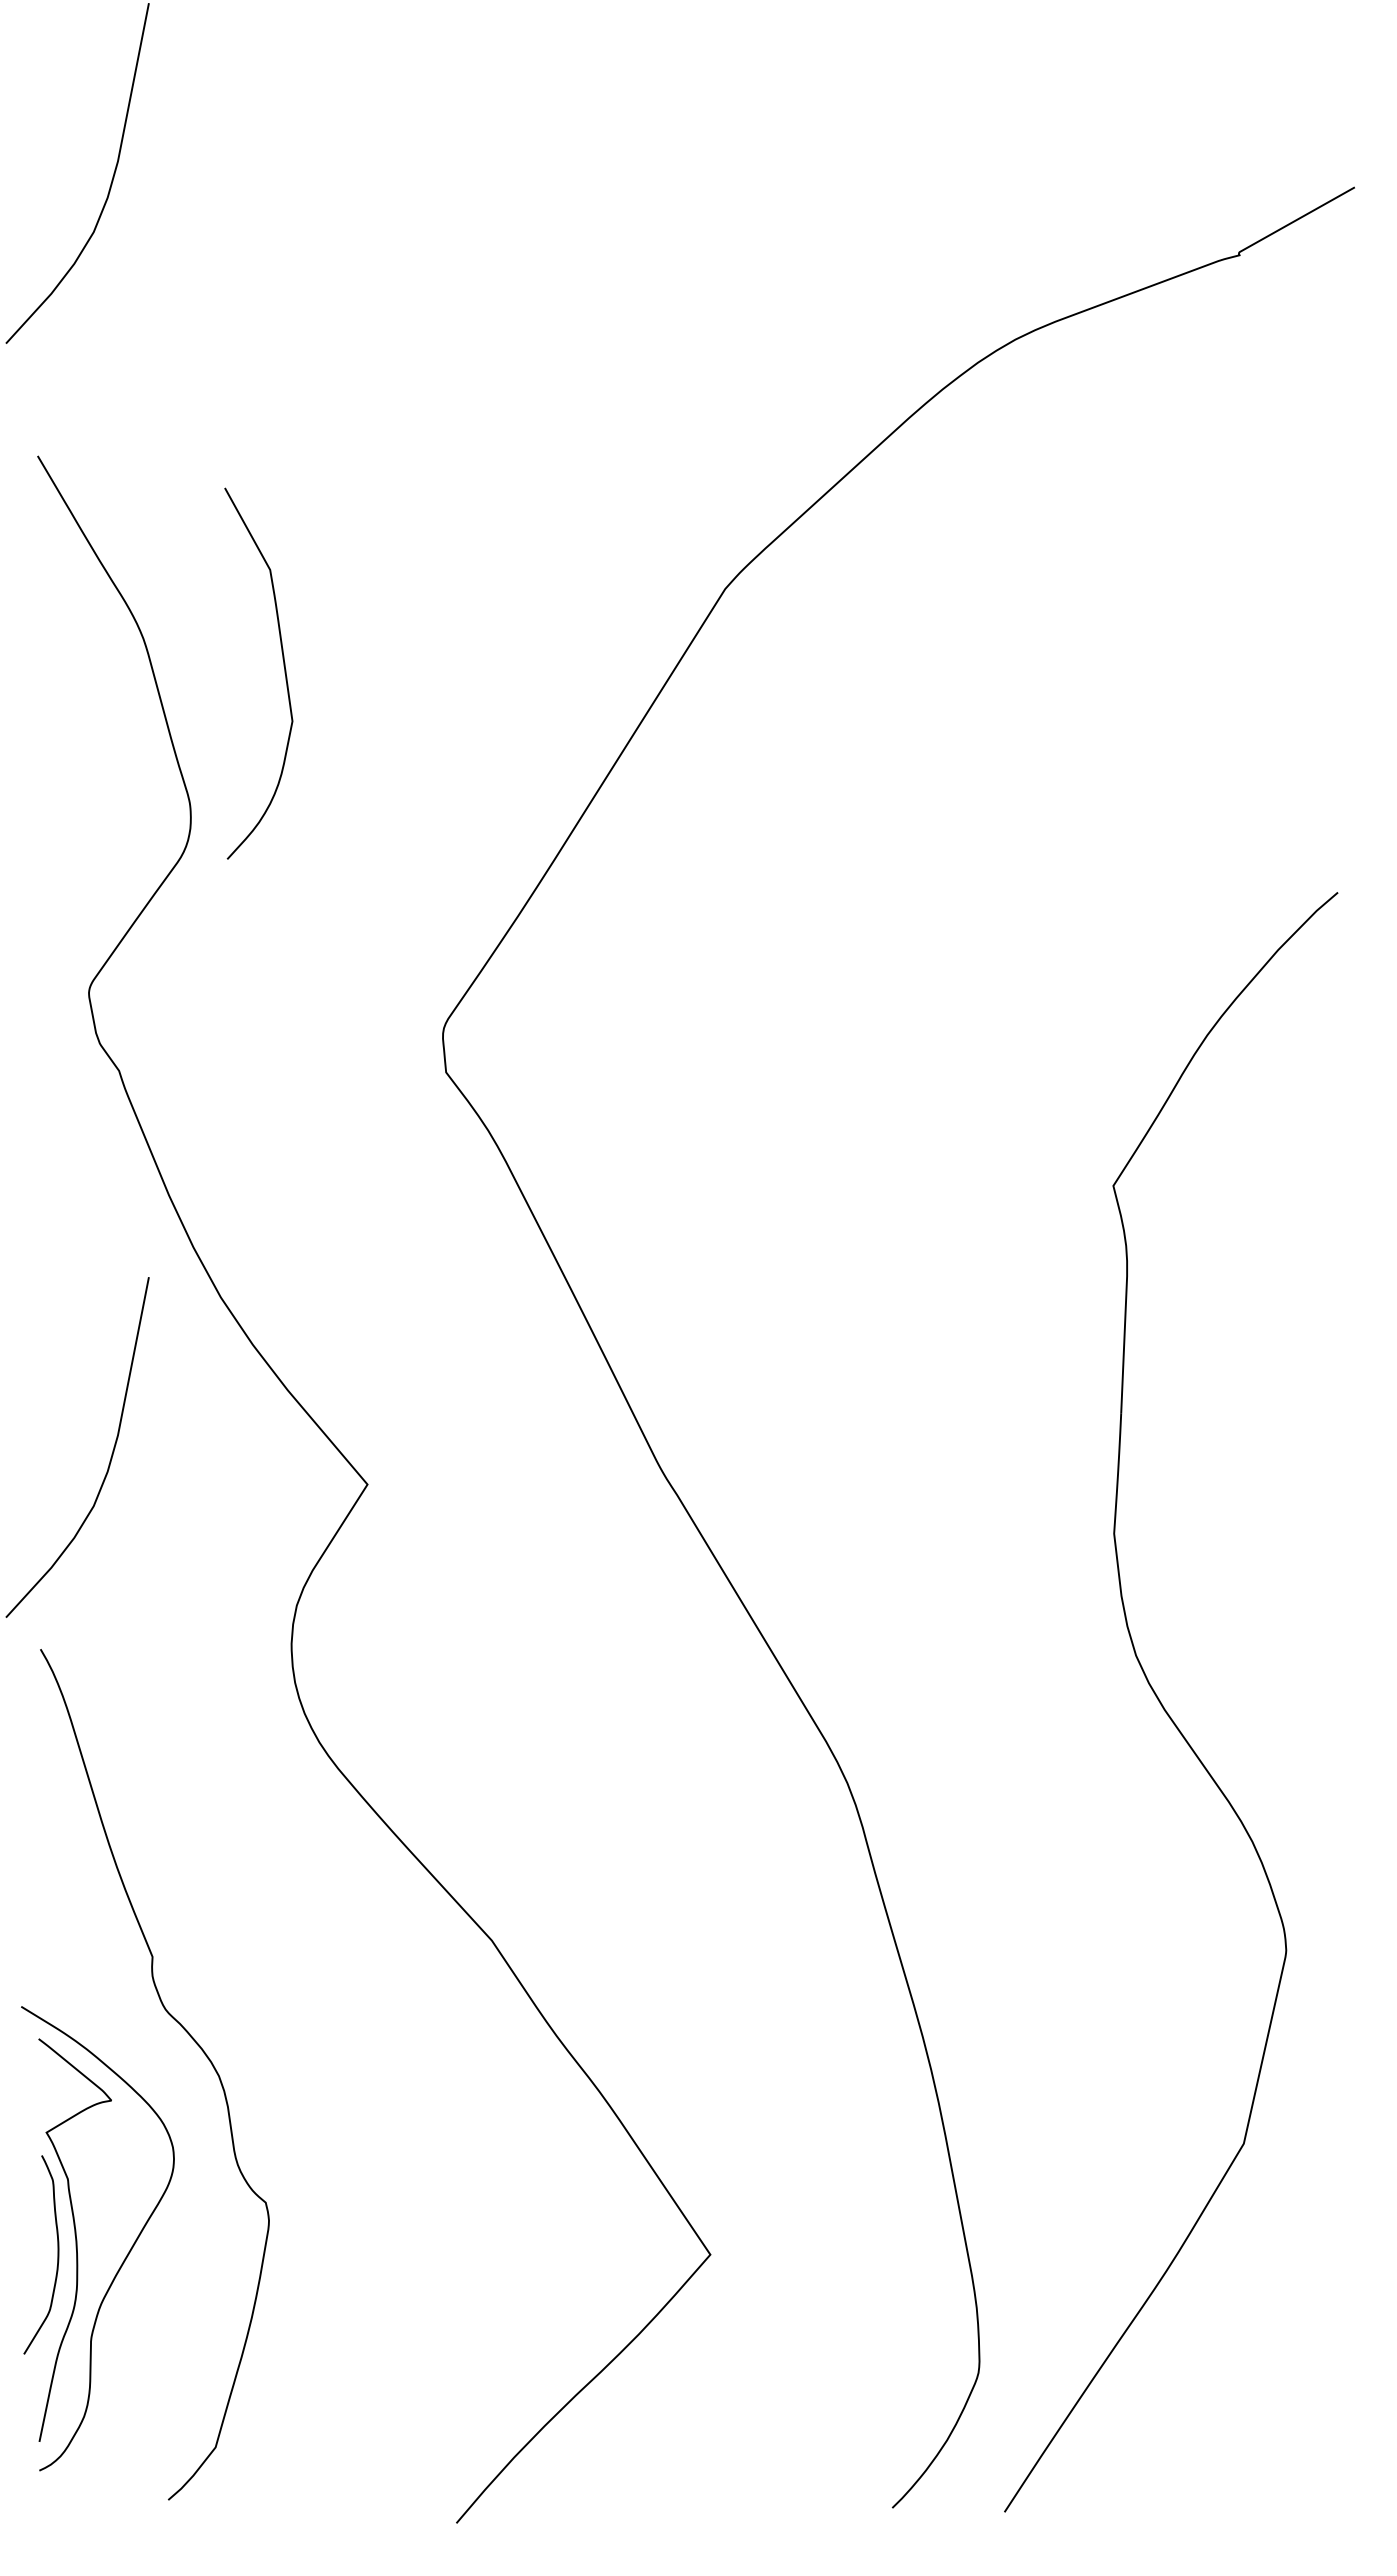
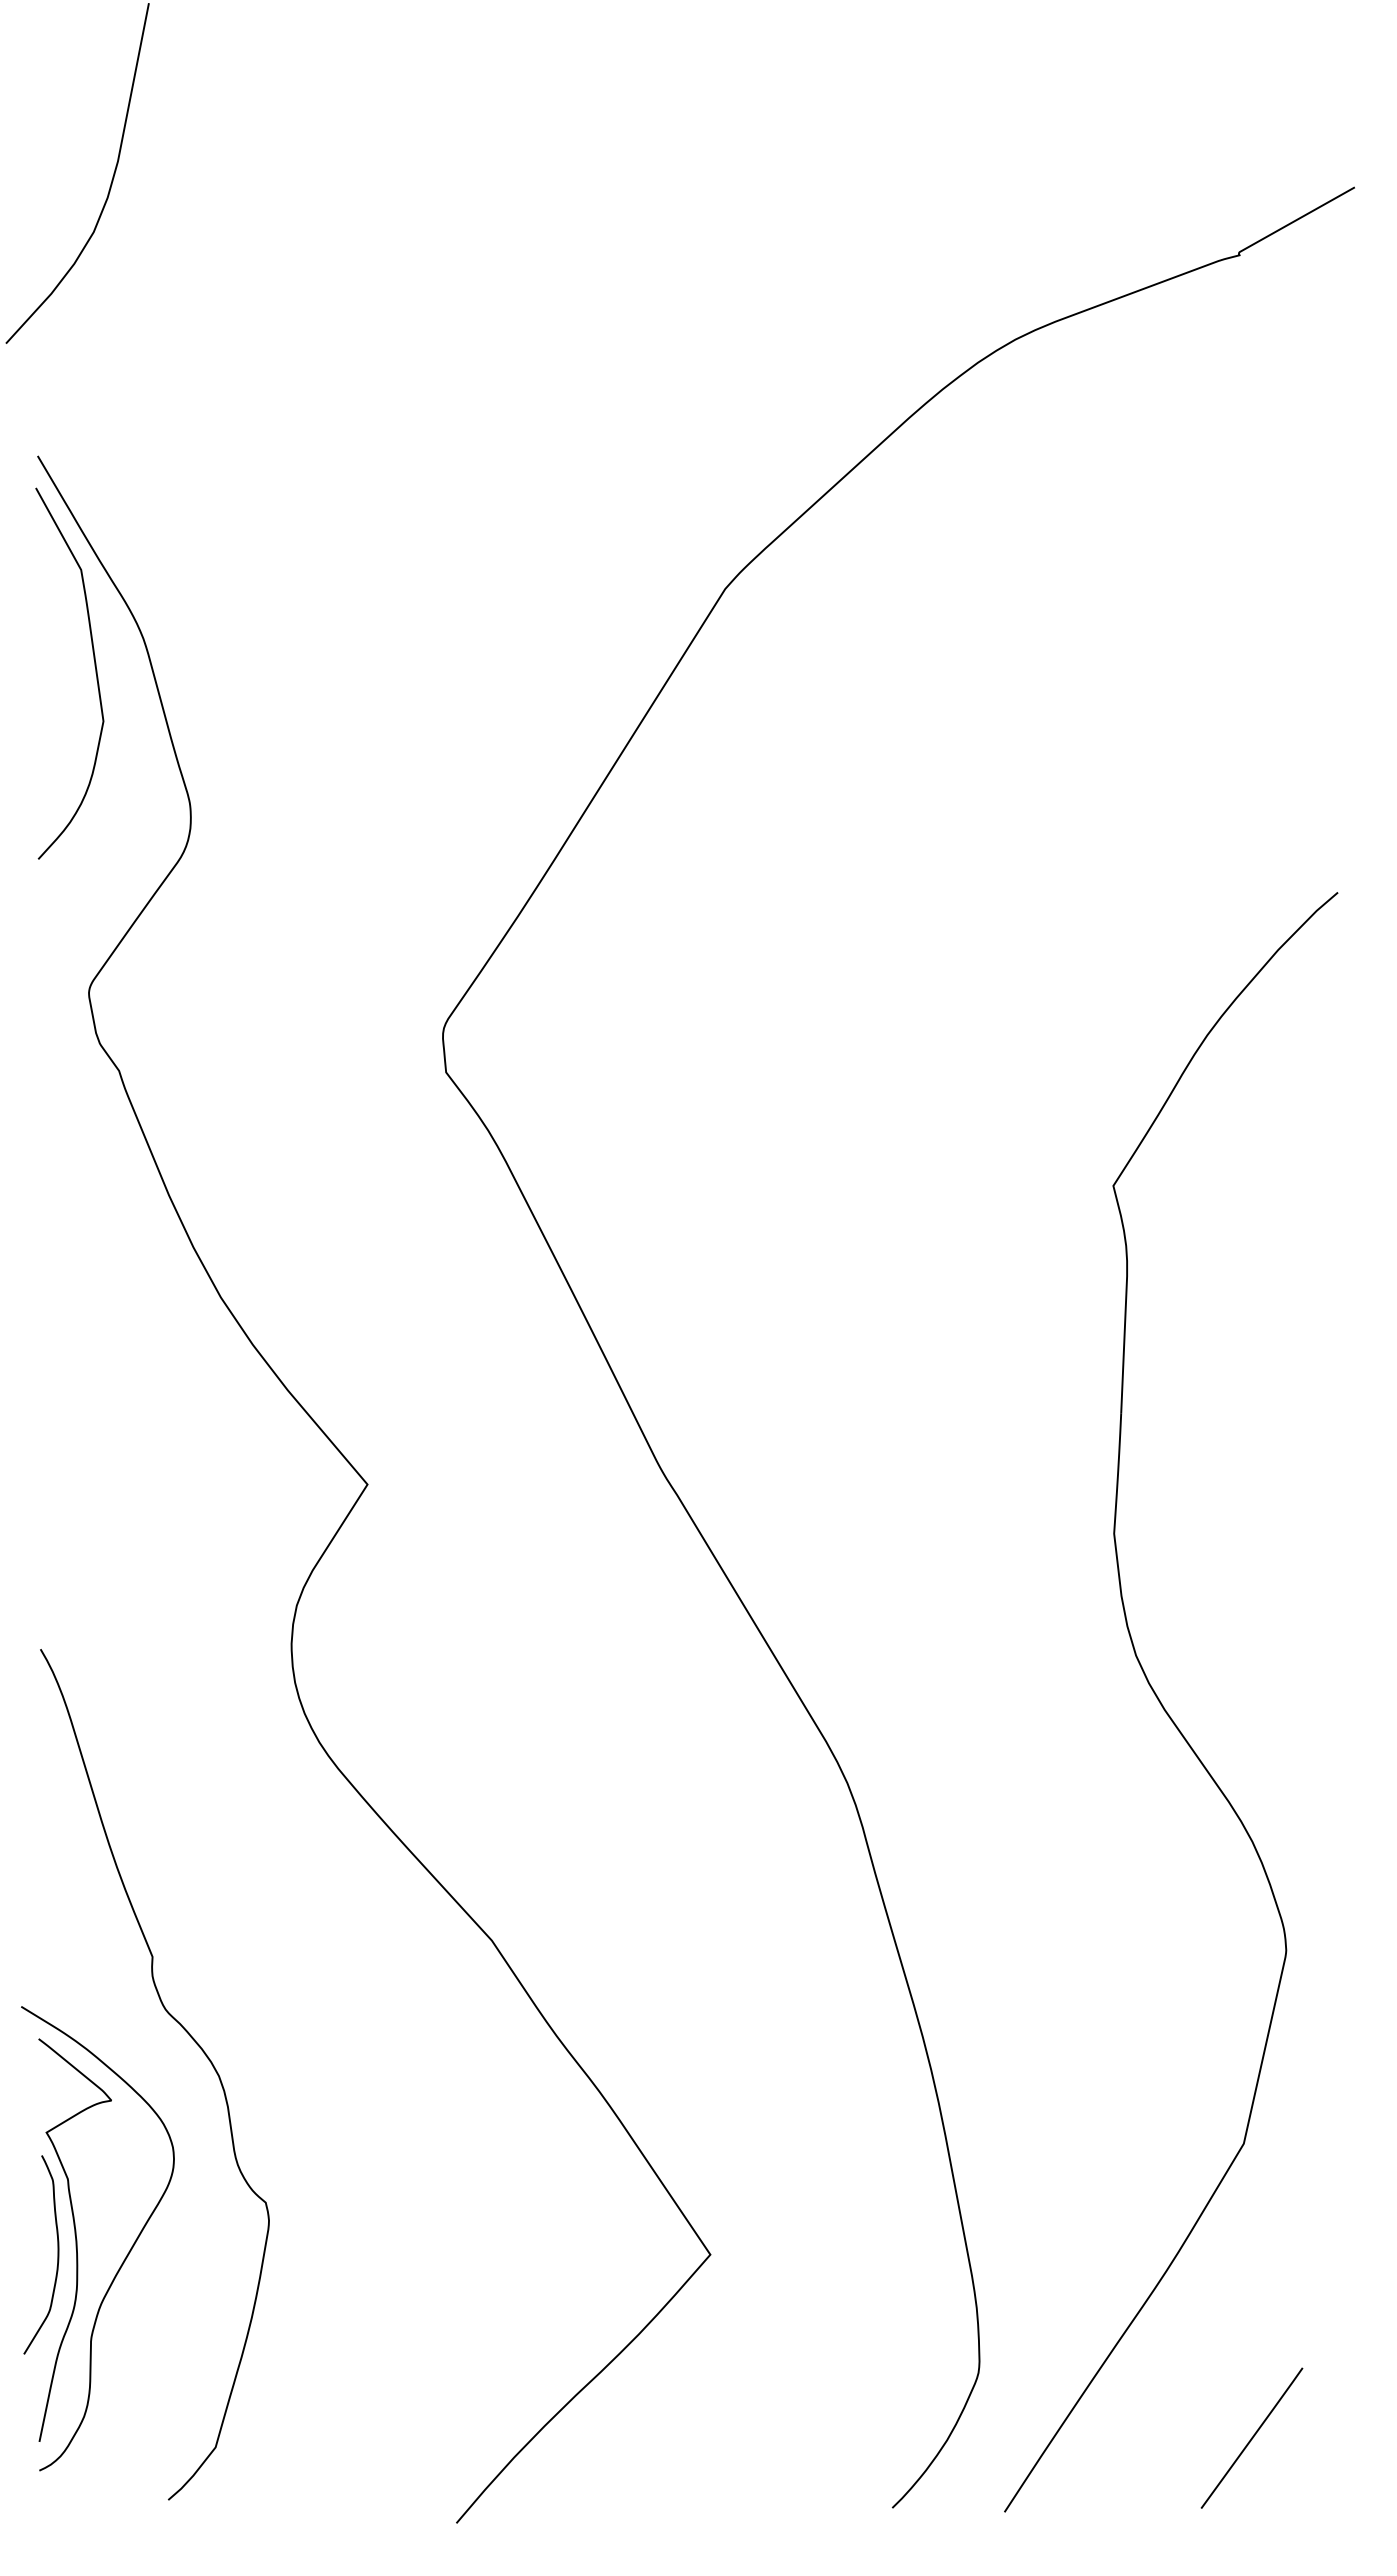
curve position: (283, 666) -> (94, 666) (94, 666)
curve: present -> none (110, 1457)
line: none -> present (1251, 2437)
